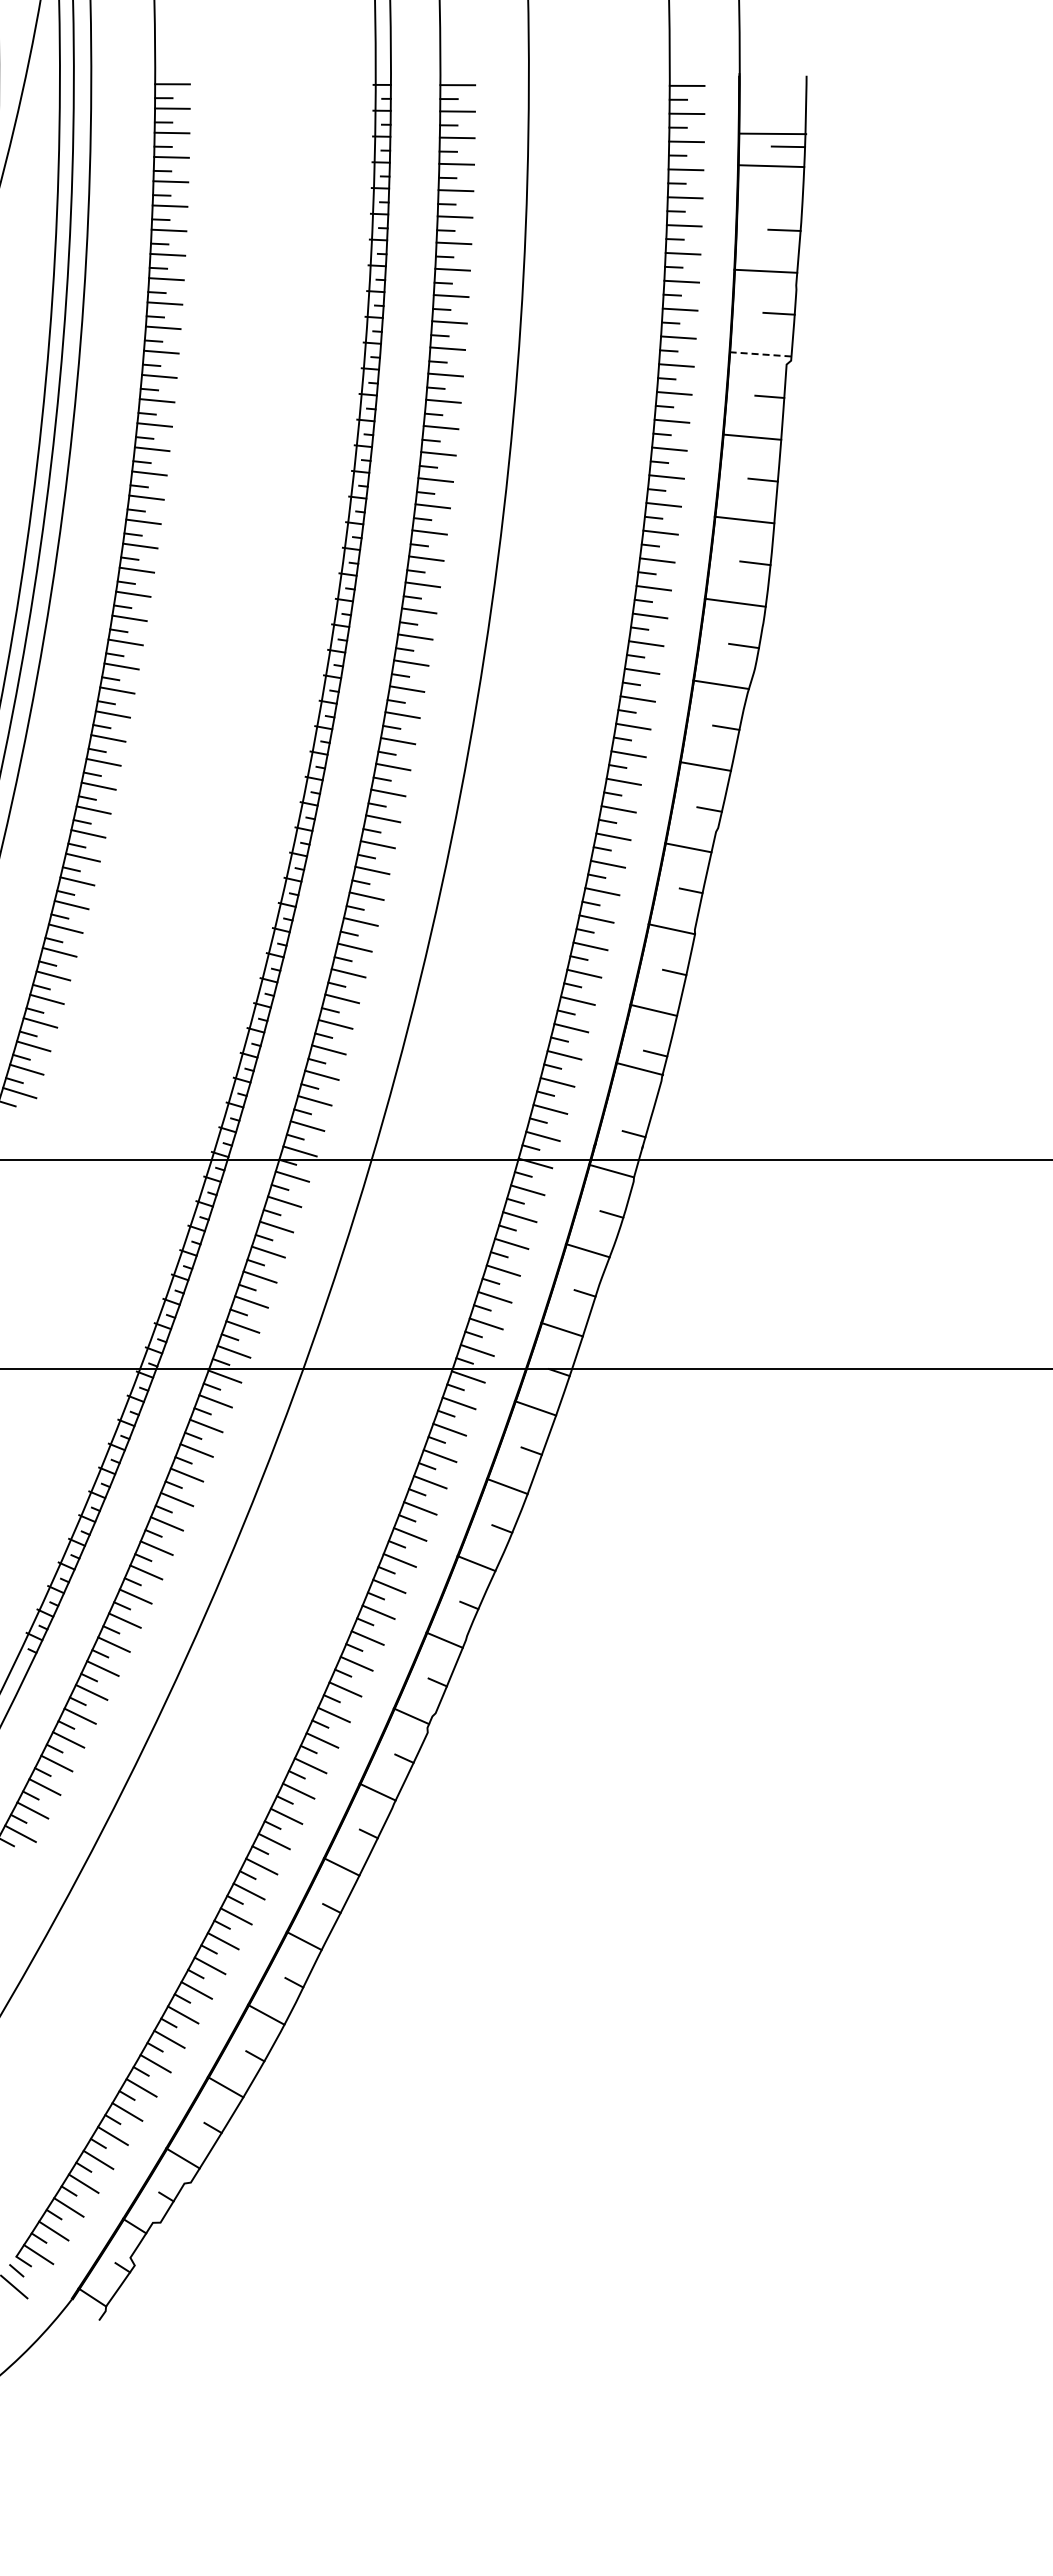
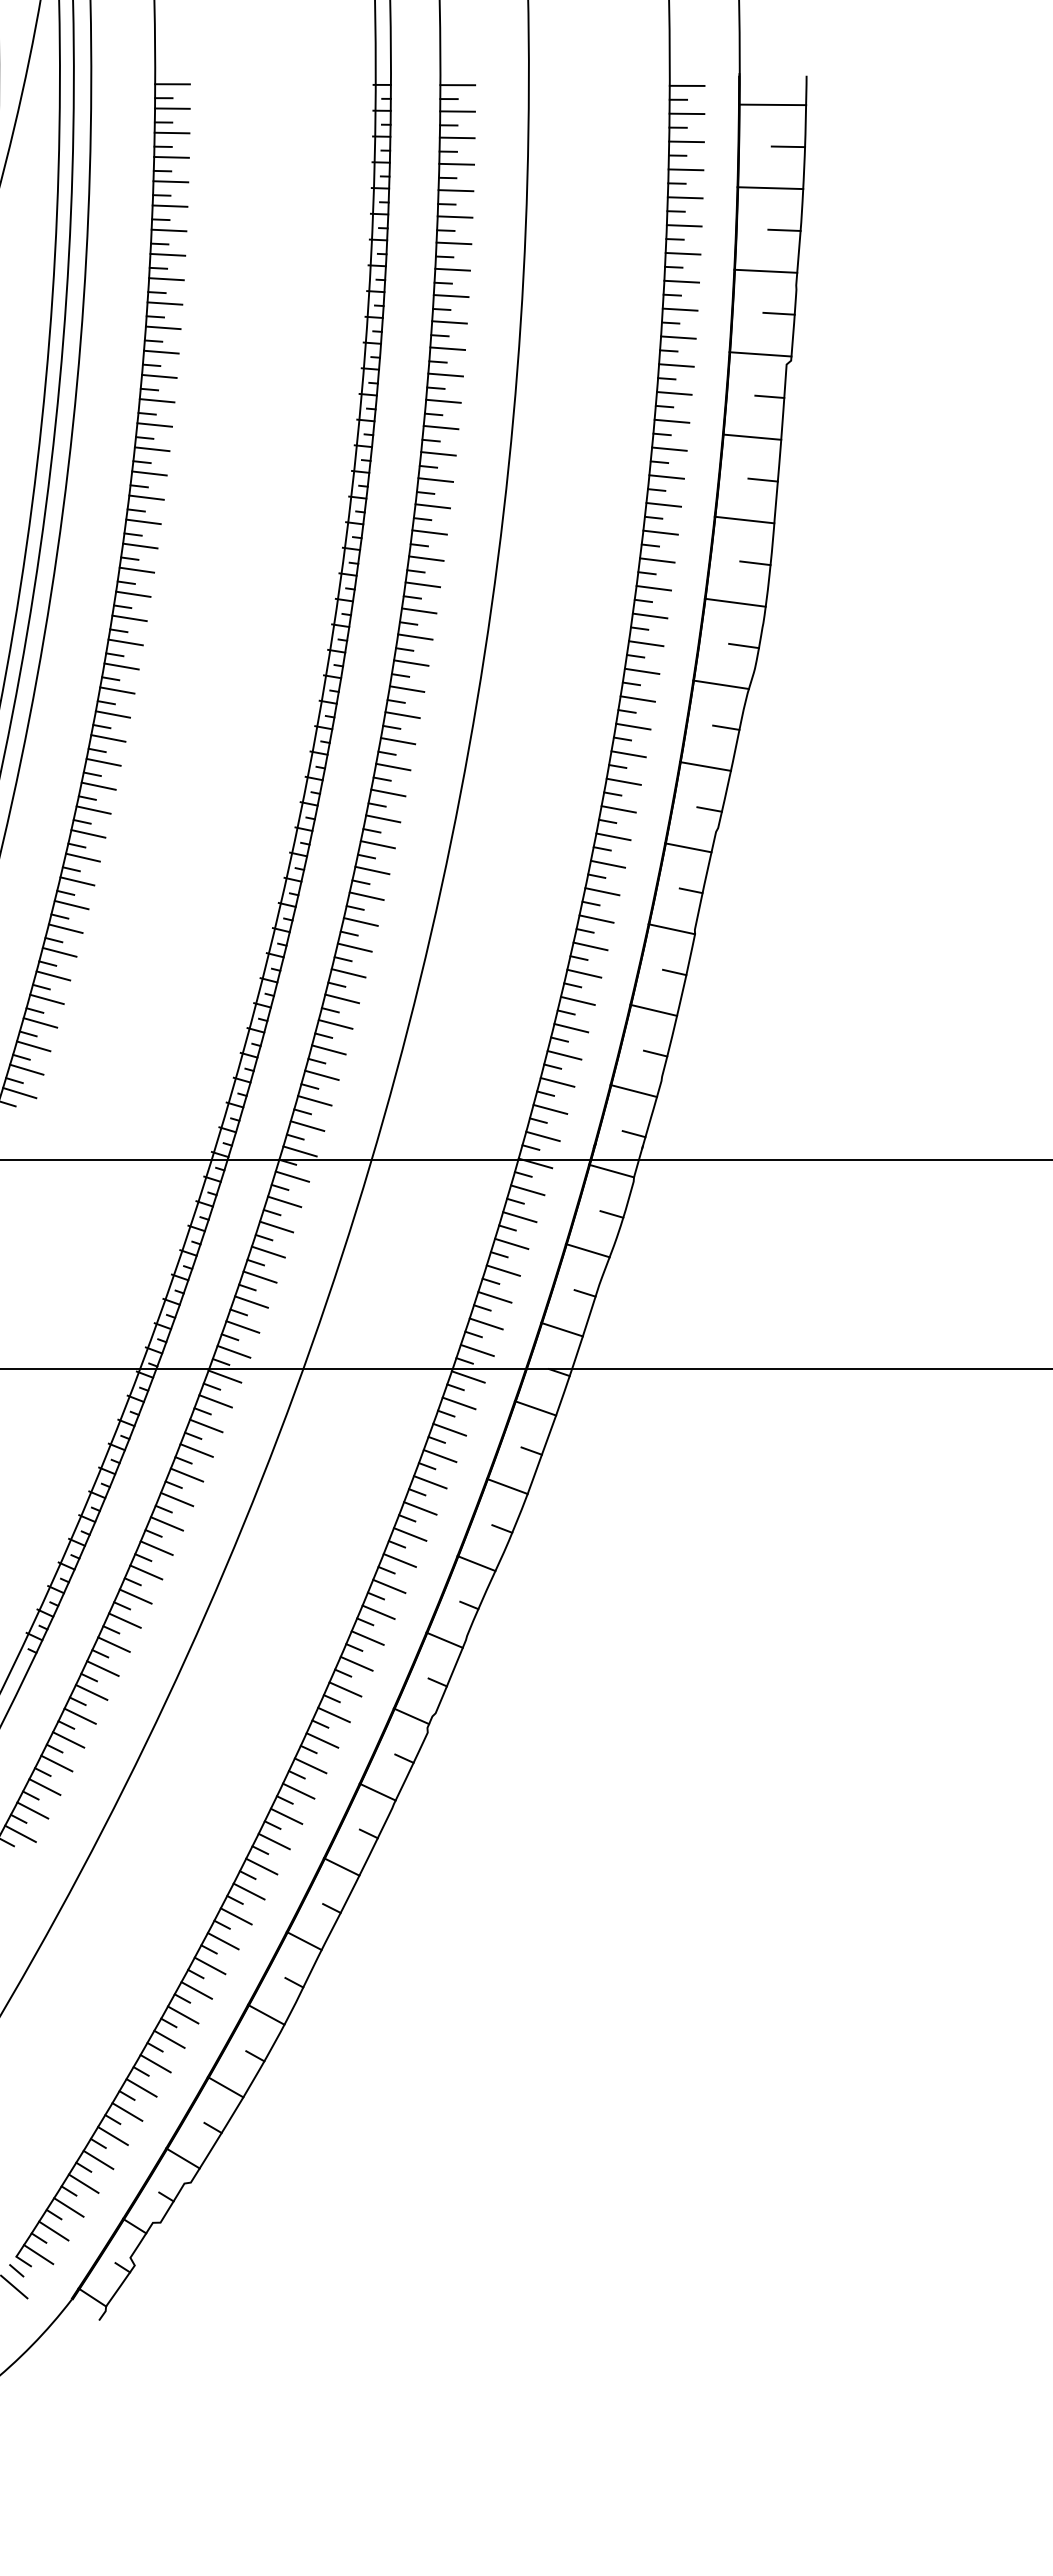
line position: (772, 133) -> (772, 104) (772, 104)
line position: (771, 166) -> (770, 188) (770, 188)
line: dashed -> solid (759, 354)
line position: (639, 1069) -> (633, 1091) (633, 1091)
